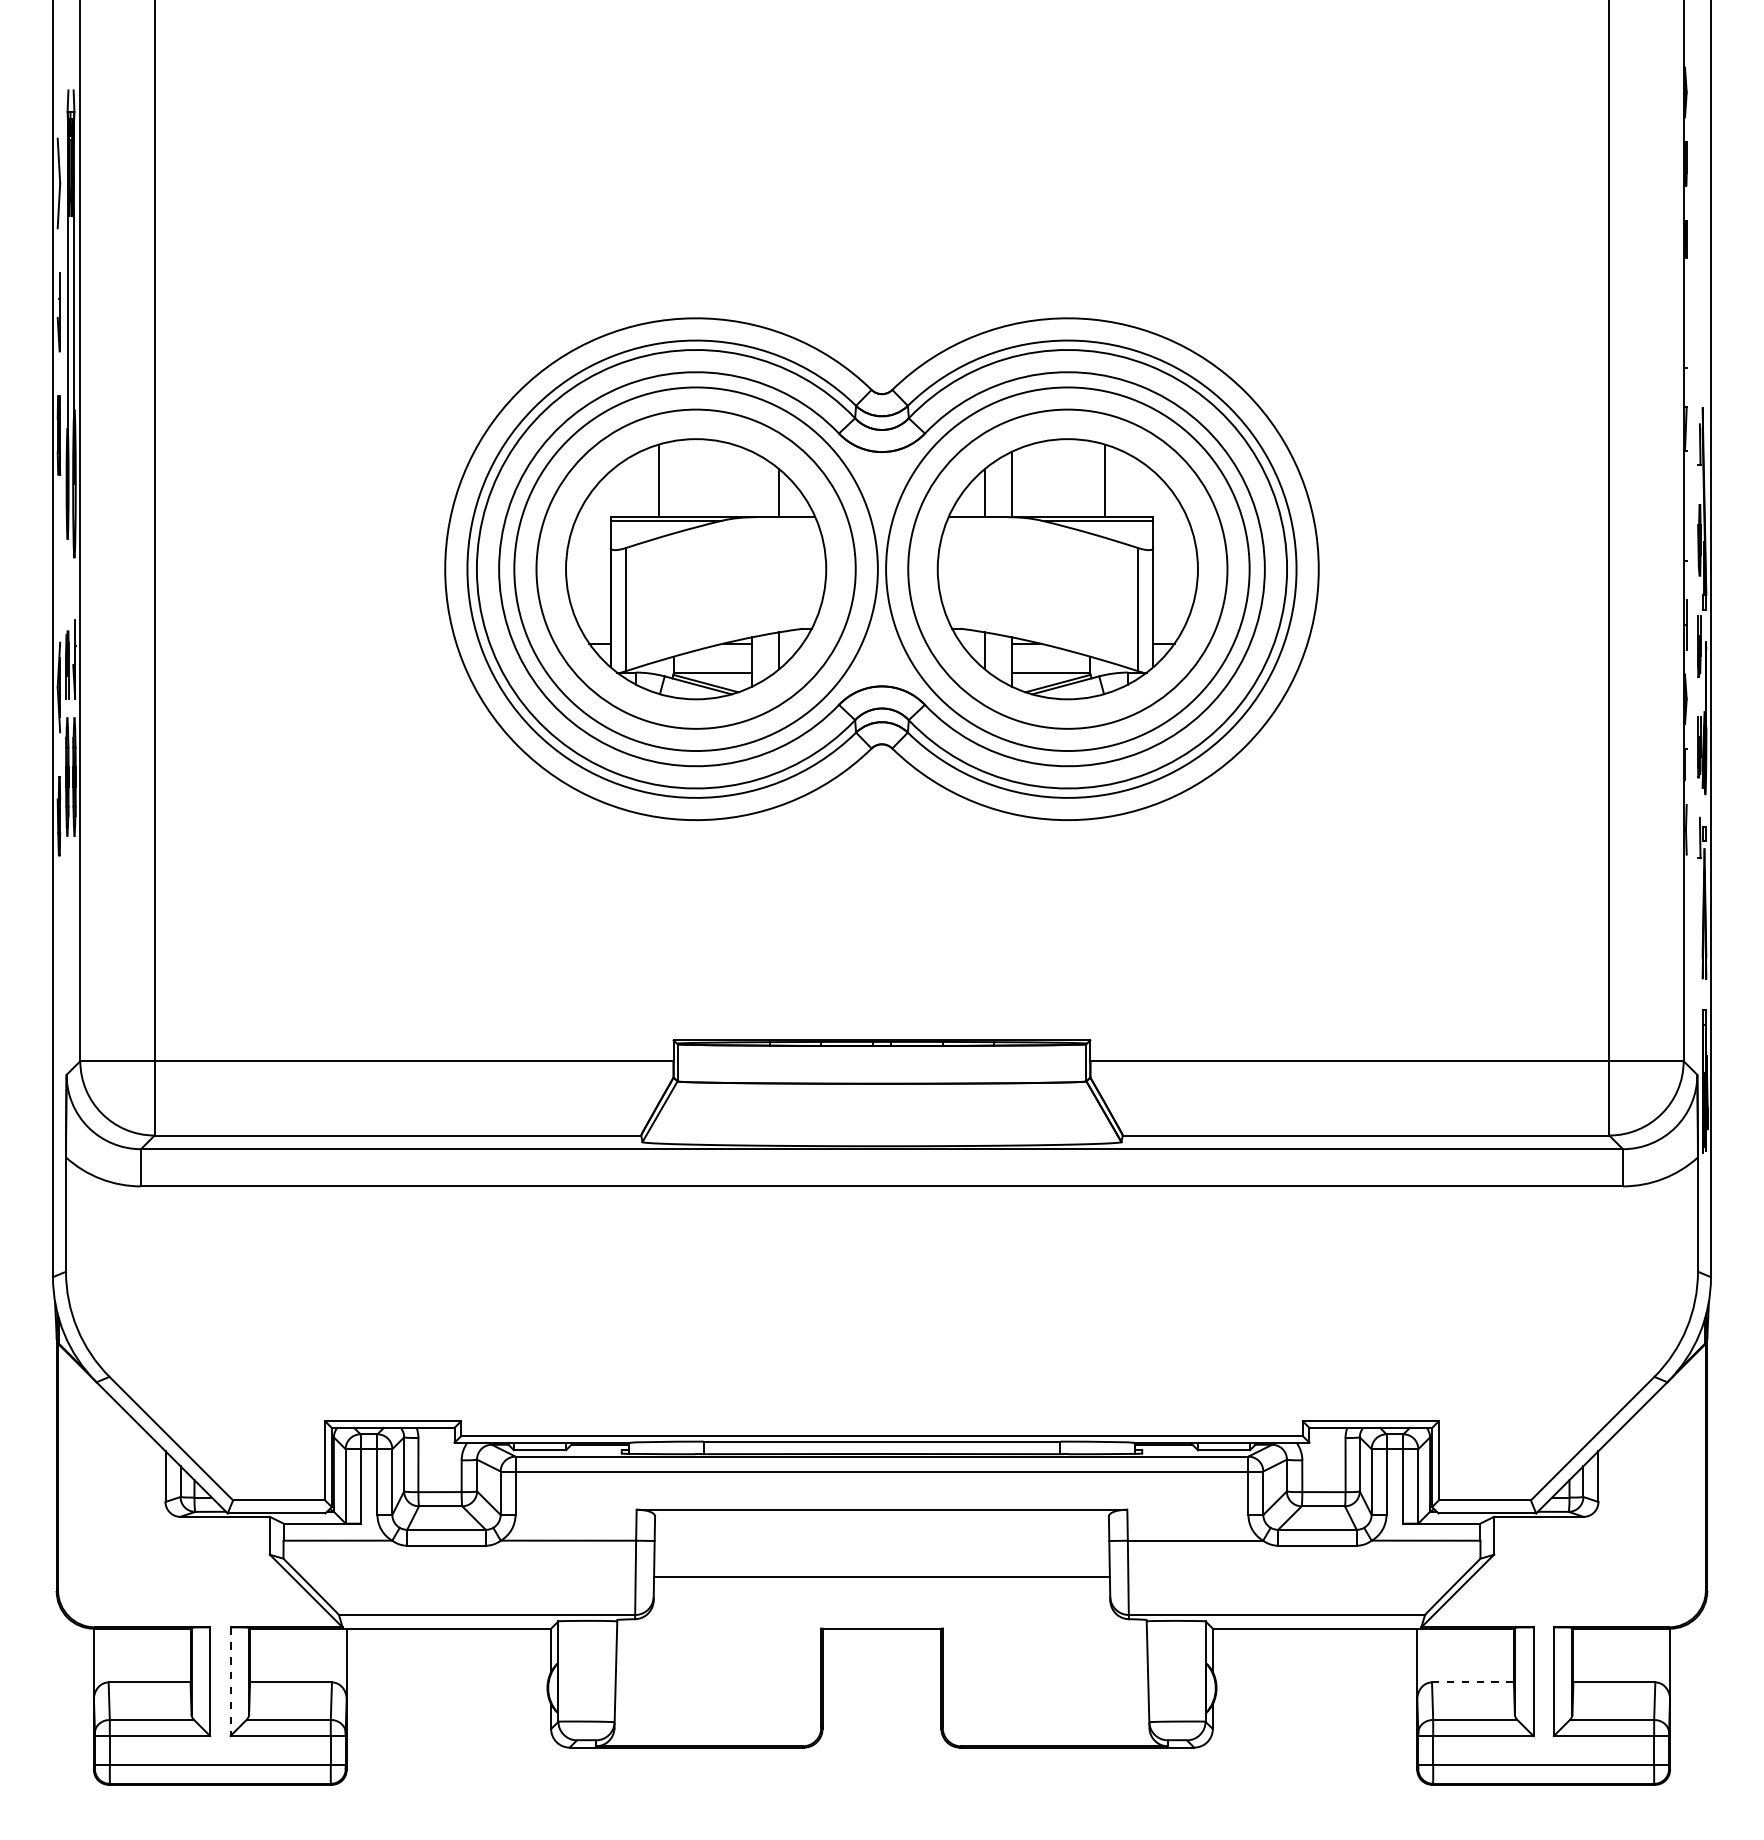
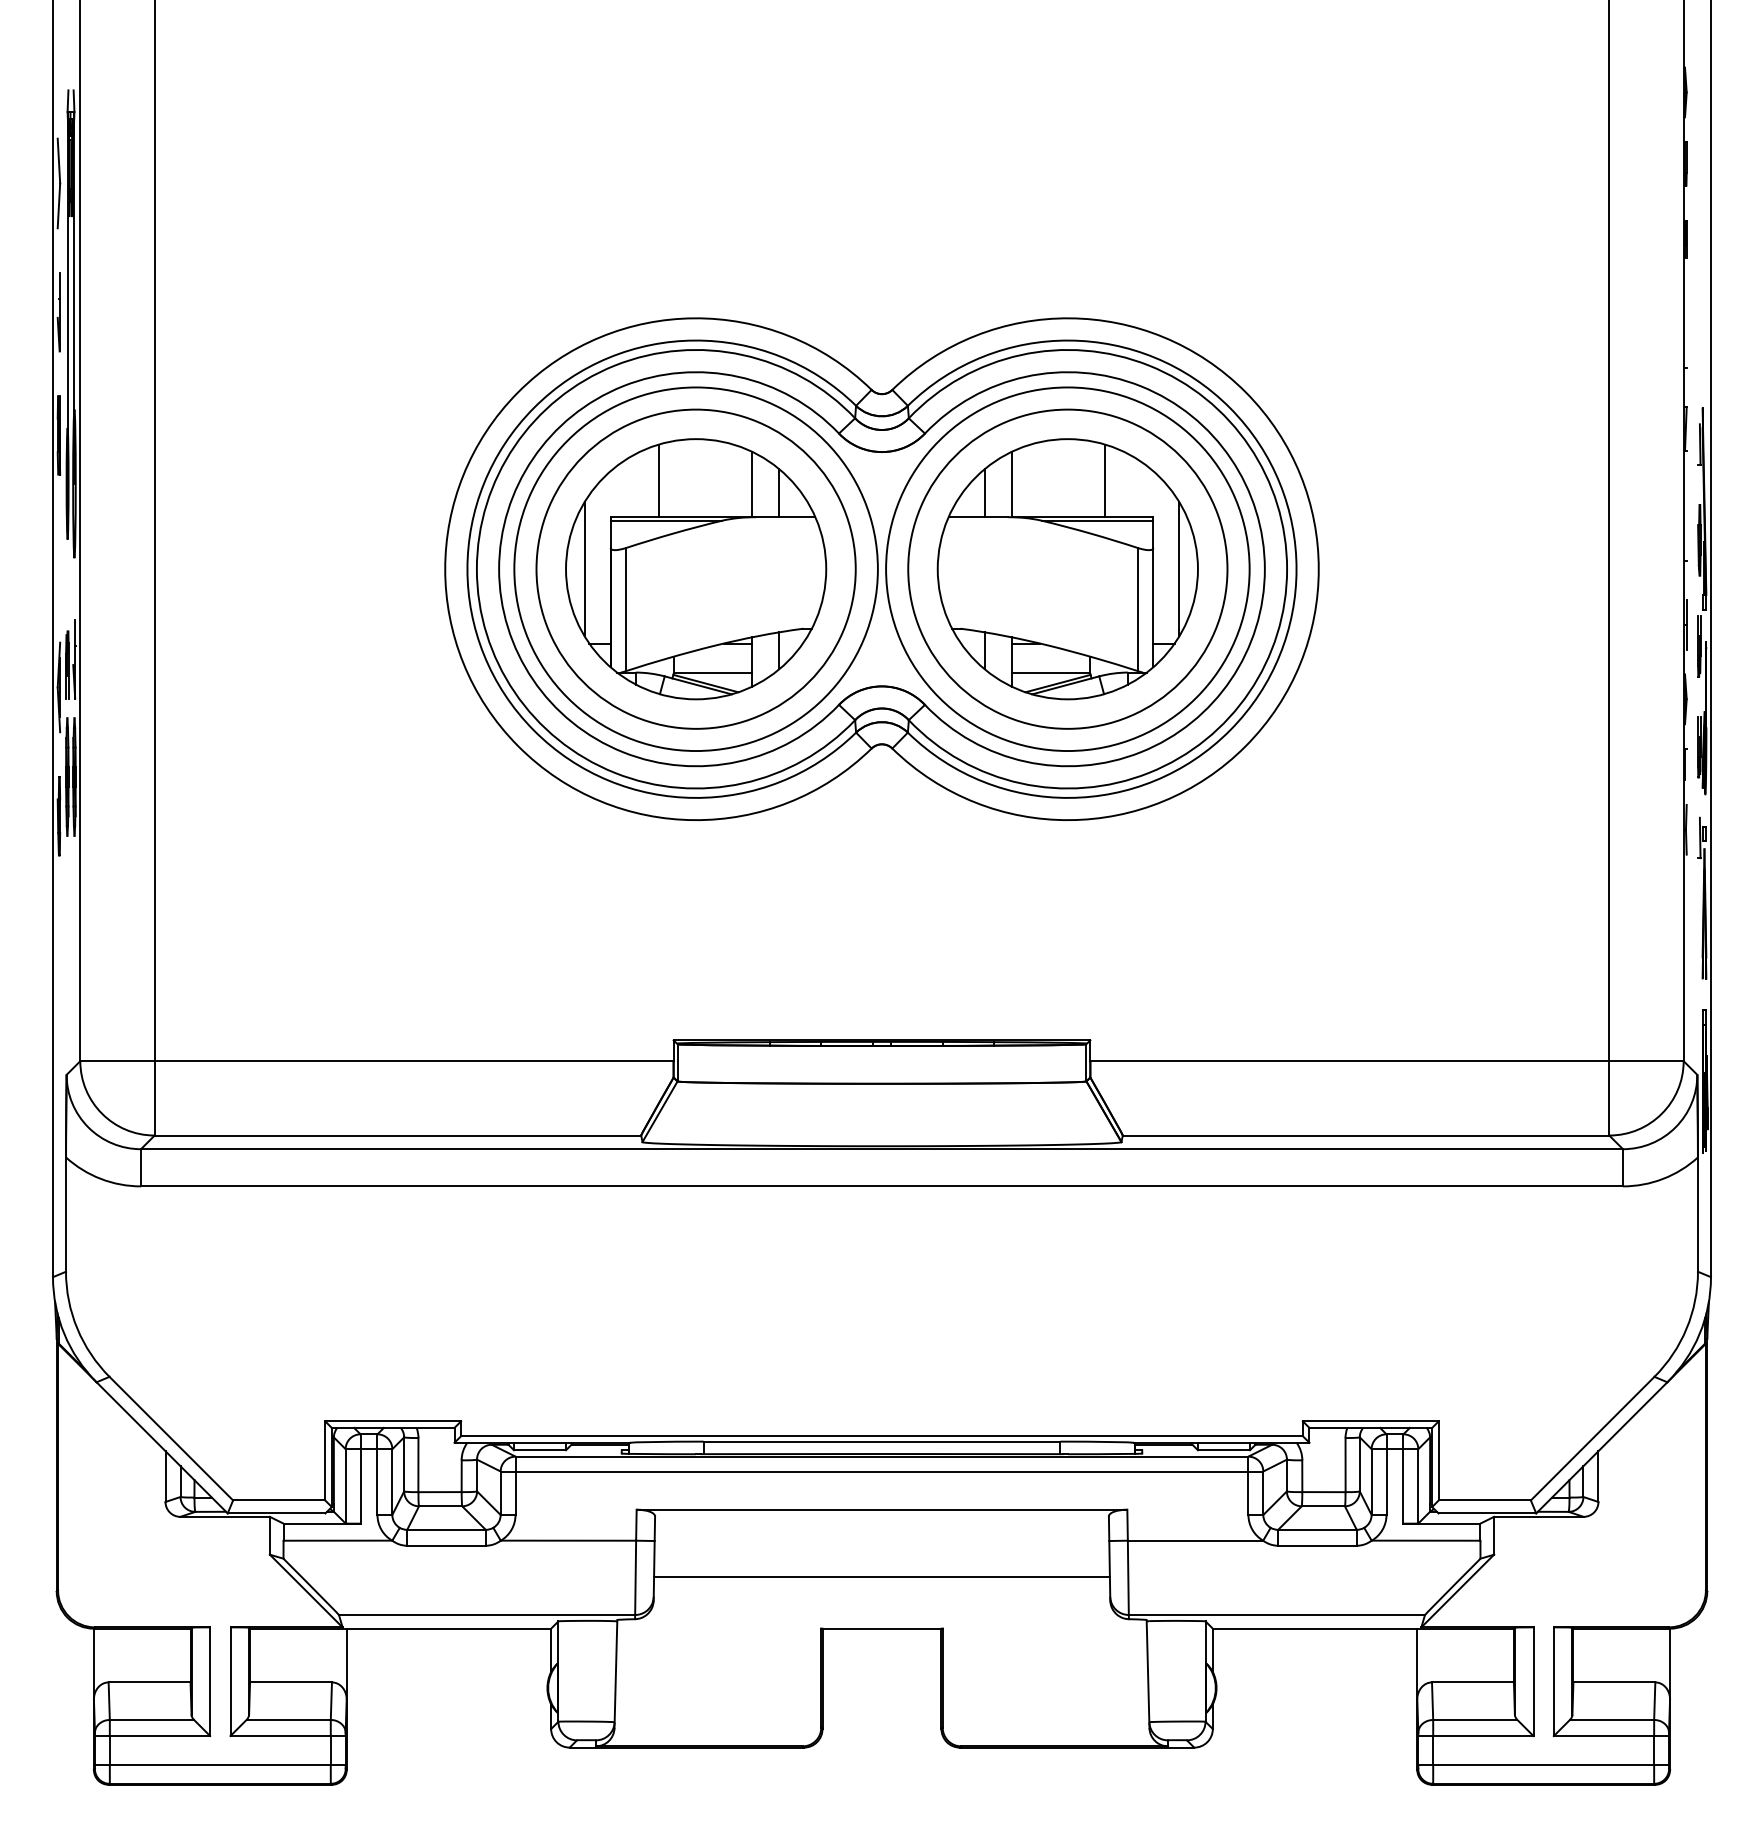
line: none -> present (751, 484)
line: none -> present (584, 569)
line: none -> present (1179, 569)
line: dashed -> solid (230, 1682)
line: dashed -> solid (1472, 1682)
